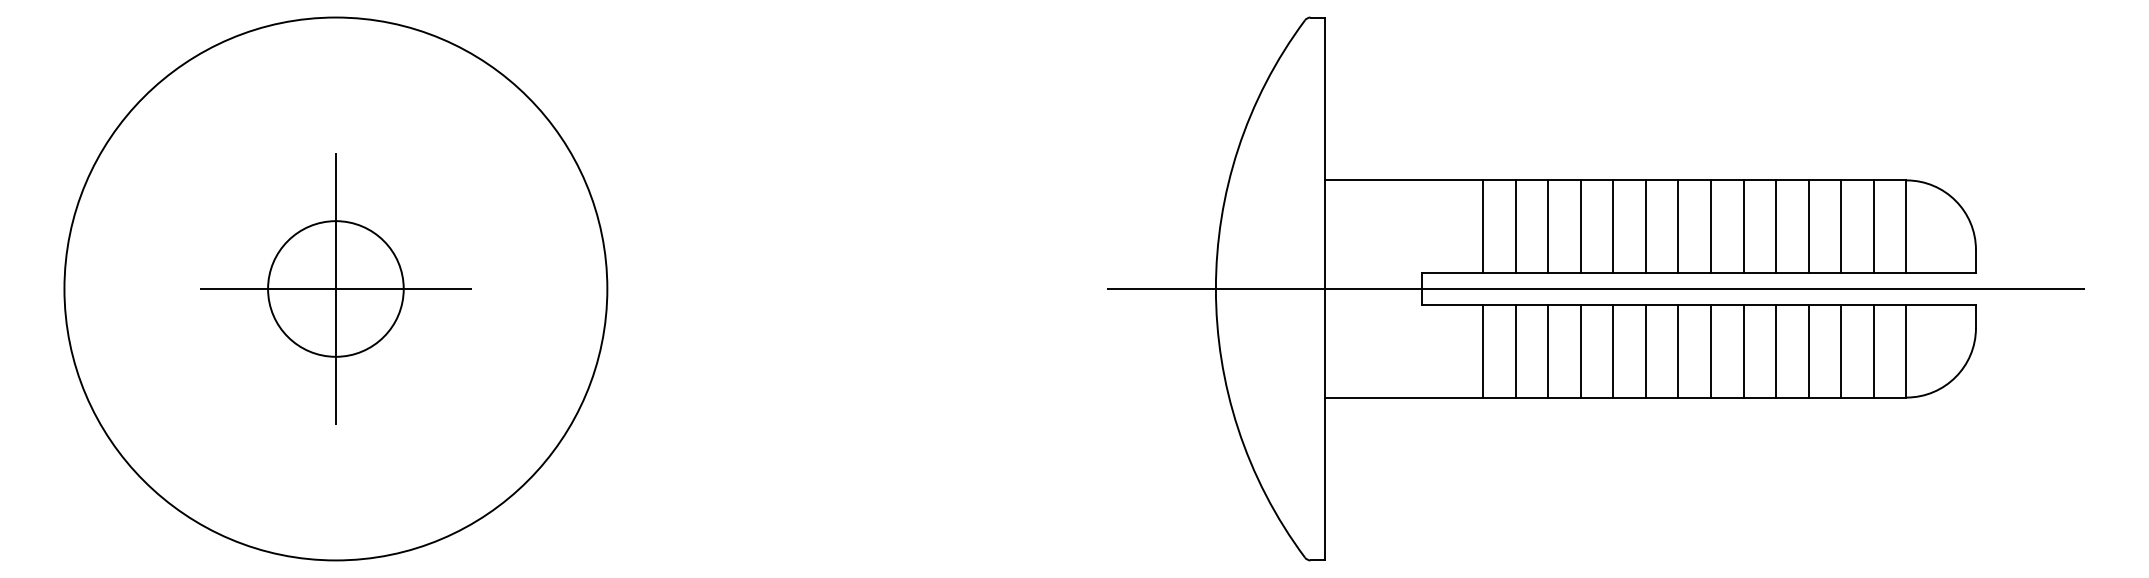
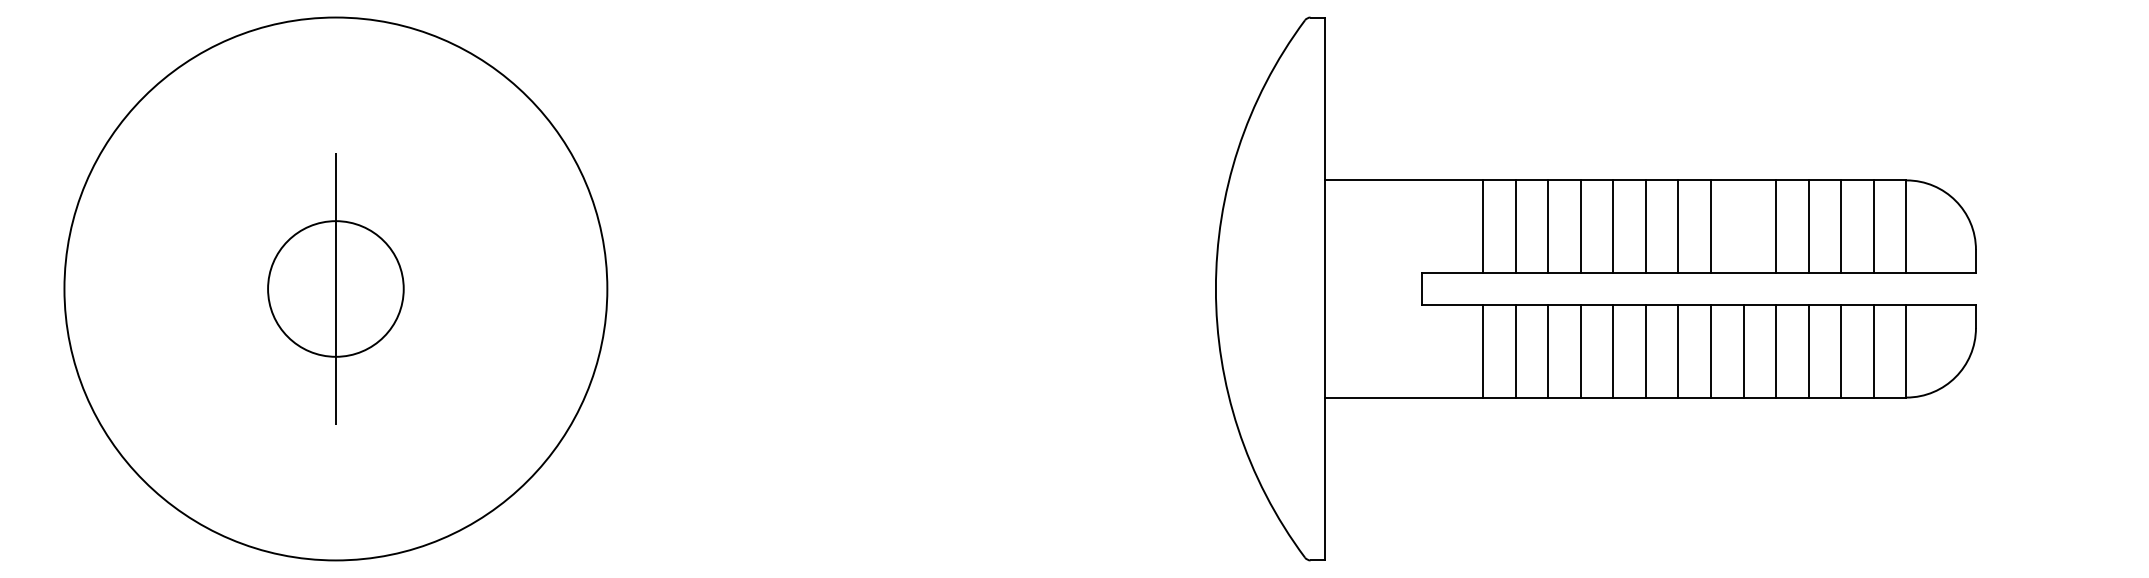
line: present -> none (1743, 226)
line: present -> none (335, 288)
line: present -> none (1595, 288)
